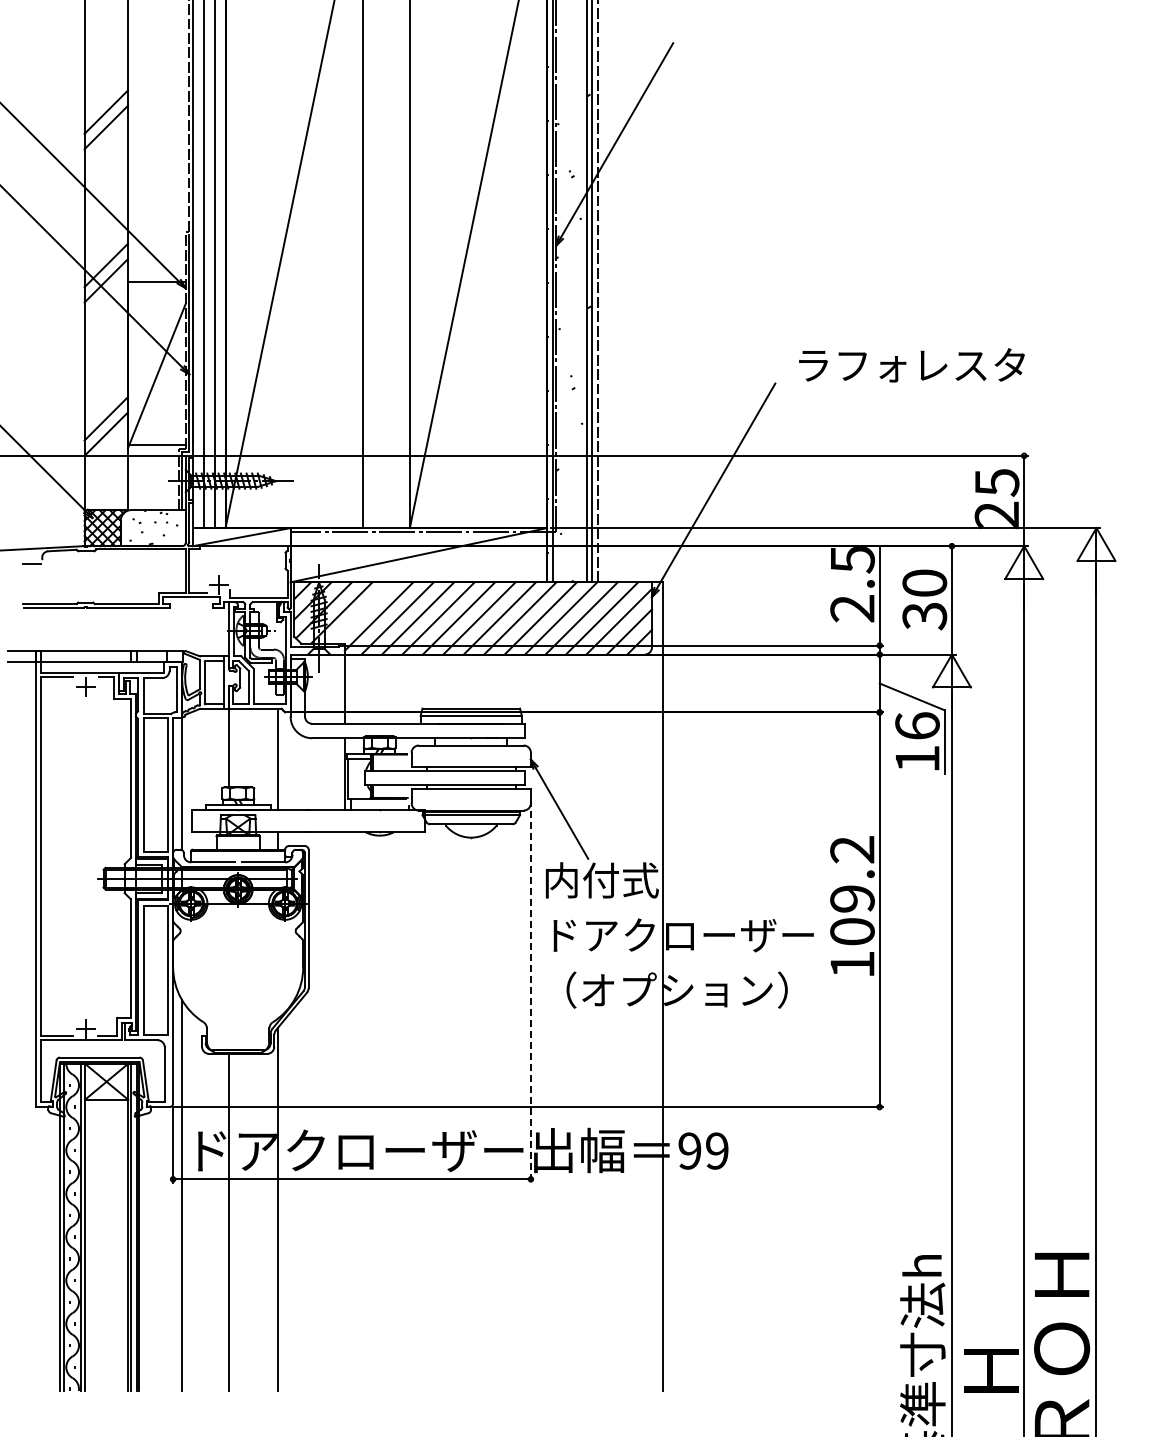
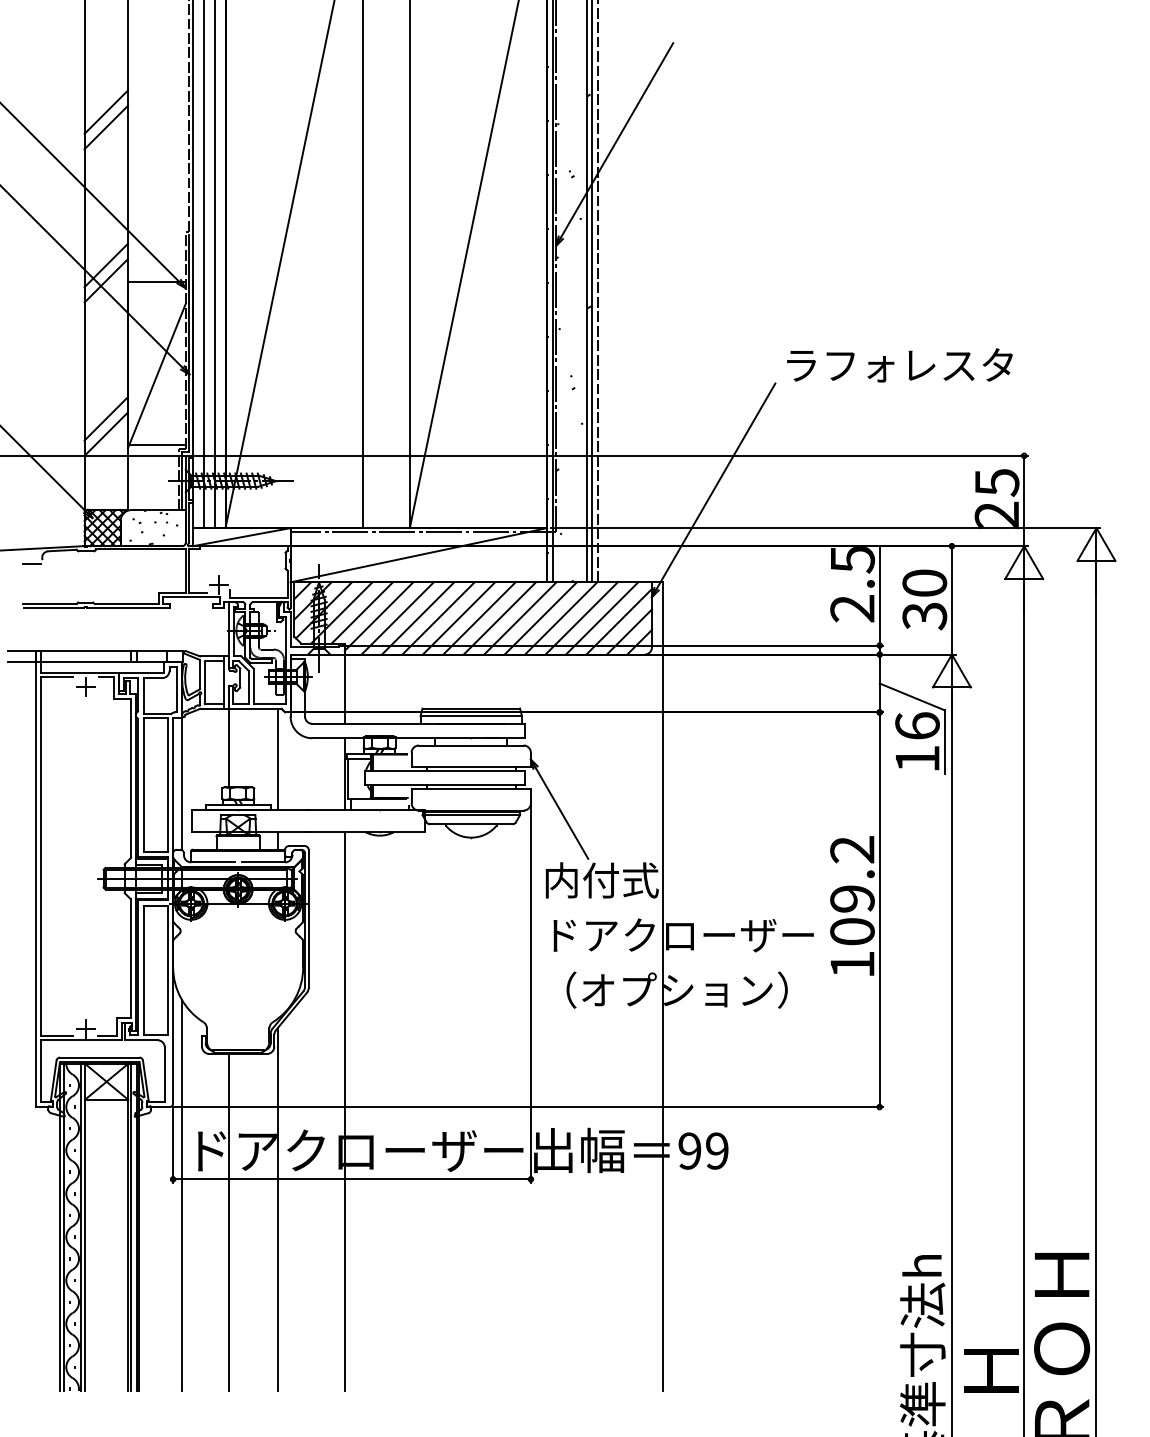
text position: (911, 365) -> (899, 365) (899, 365)
line: none -> present (361, 612)
line: dashed -> solid (530, 991)
line: none -> present (344, 1111)
